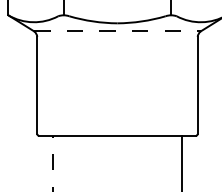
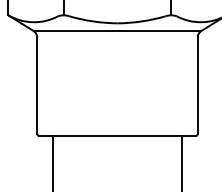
line: dashed -> solid (117, 31)
line: dashed -> solid (53, 163)
